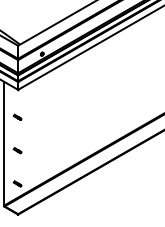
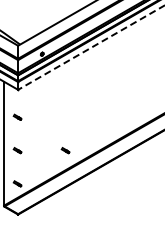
line: solid -> dashed (90, 47)
part: none -> present (65, 150)
